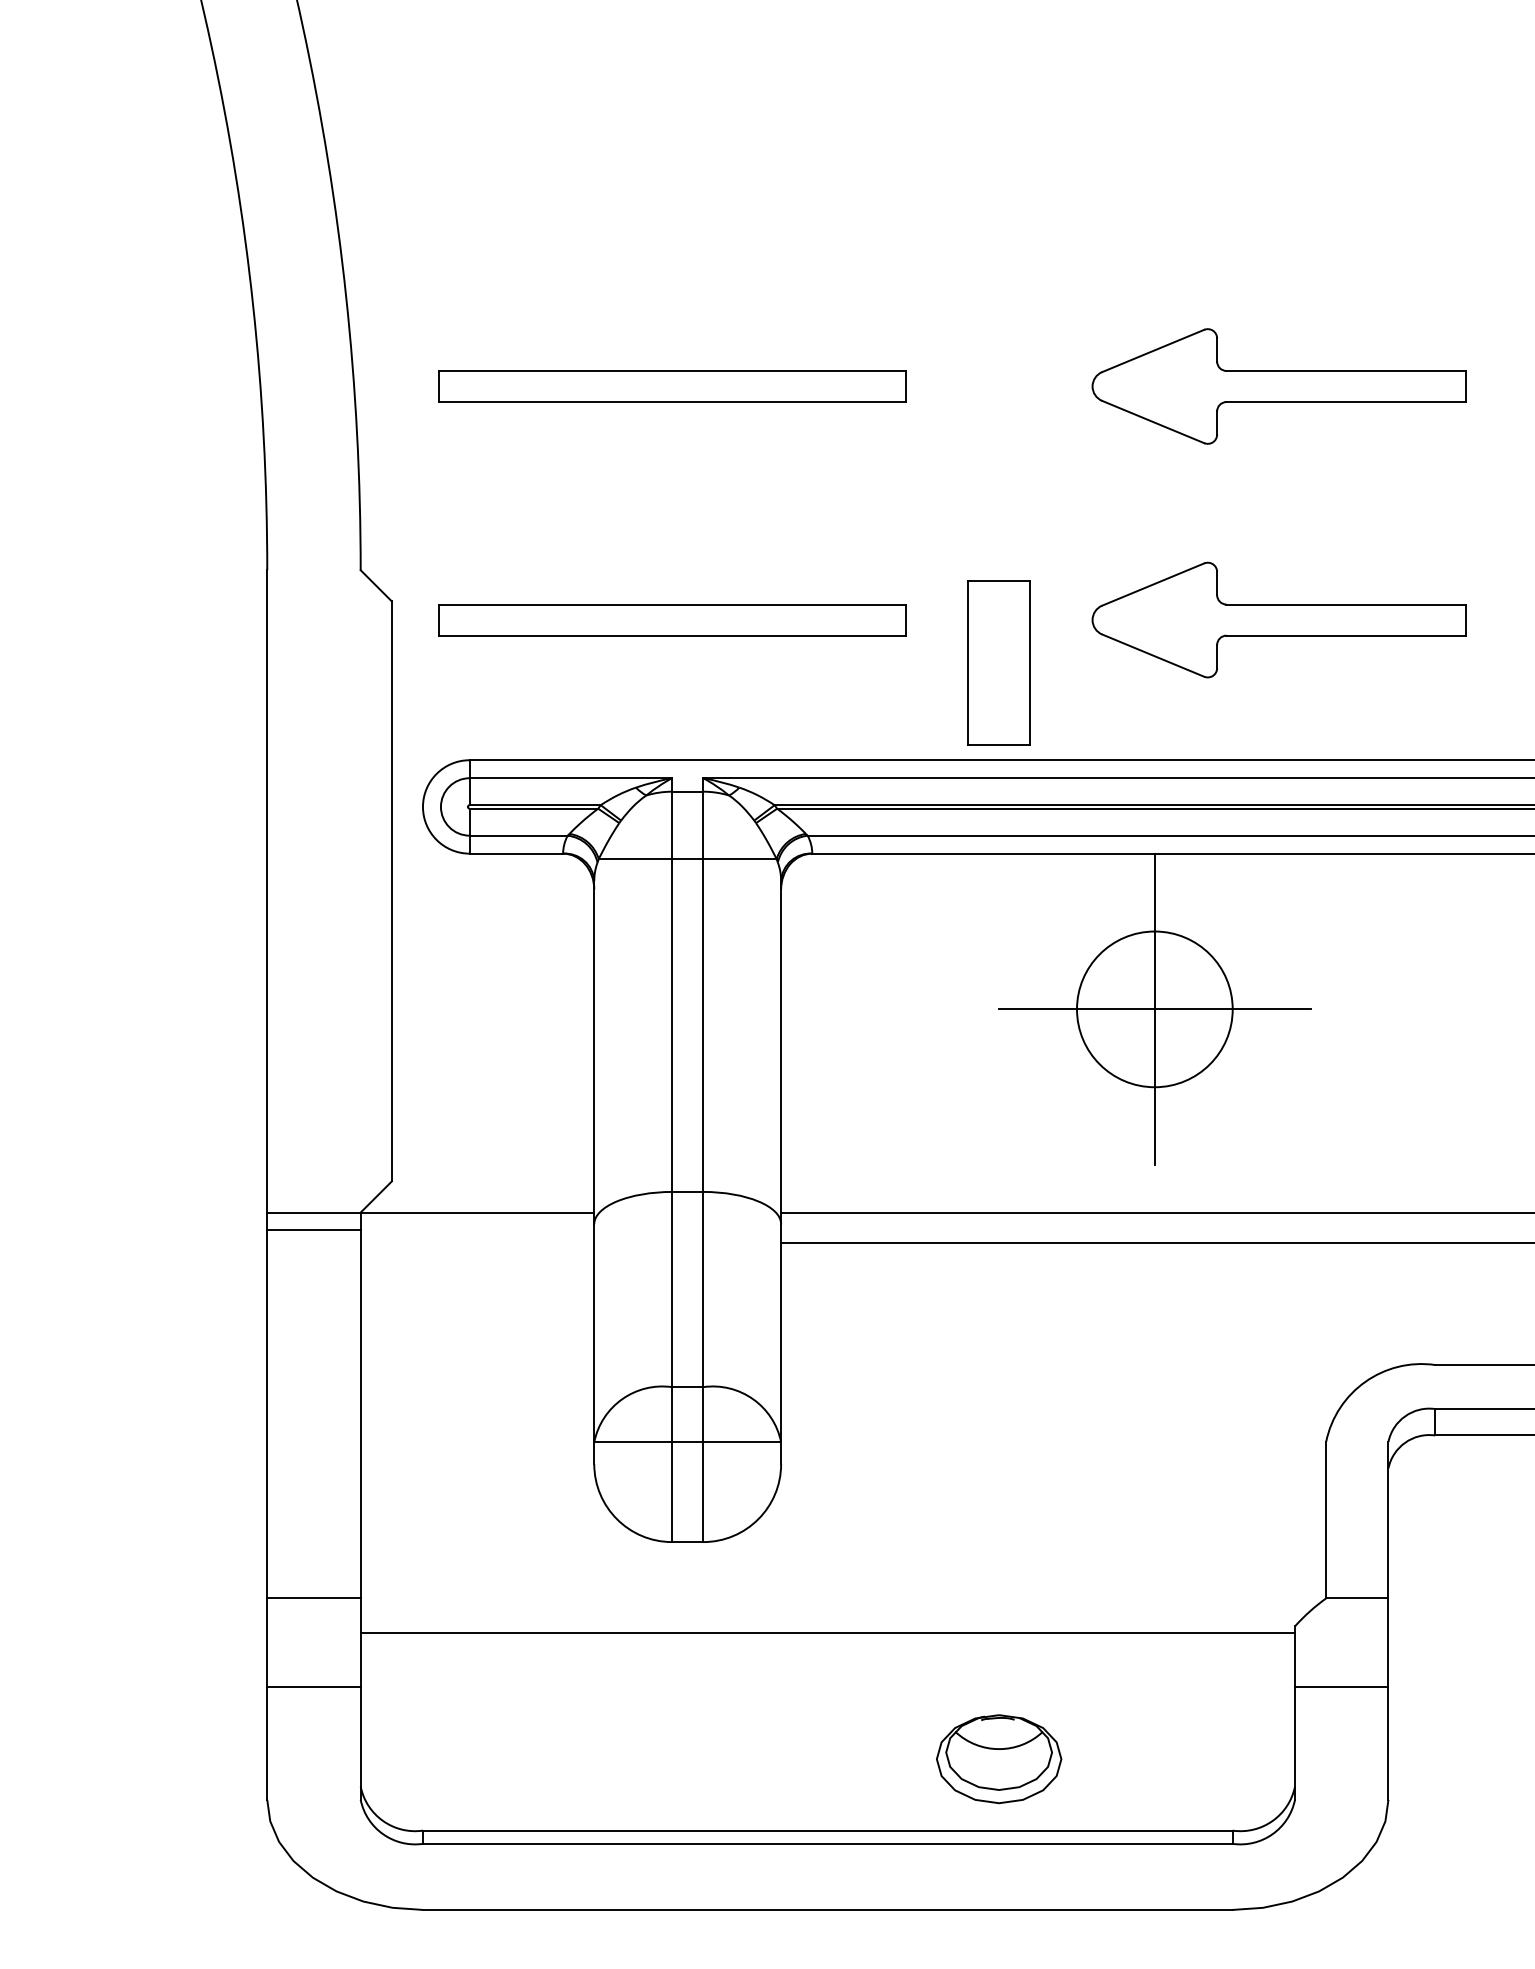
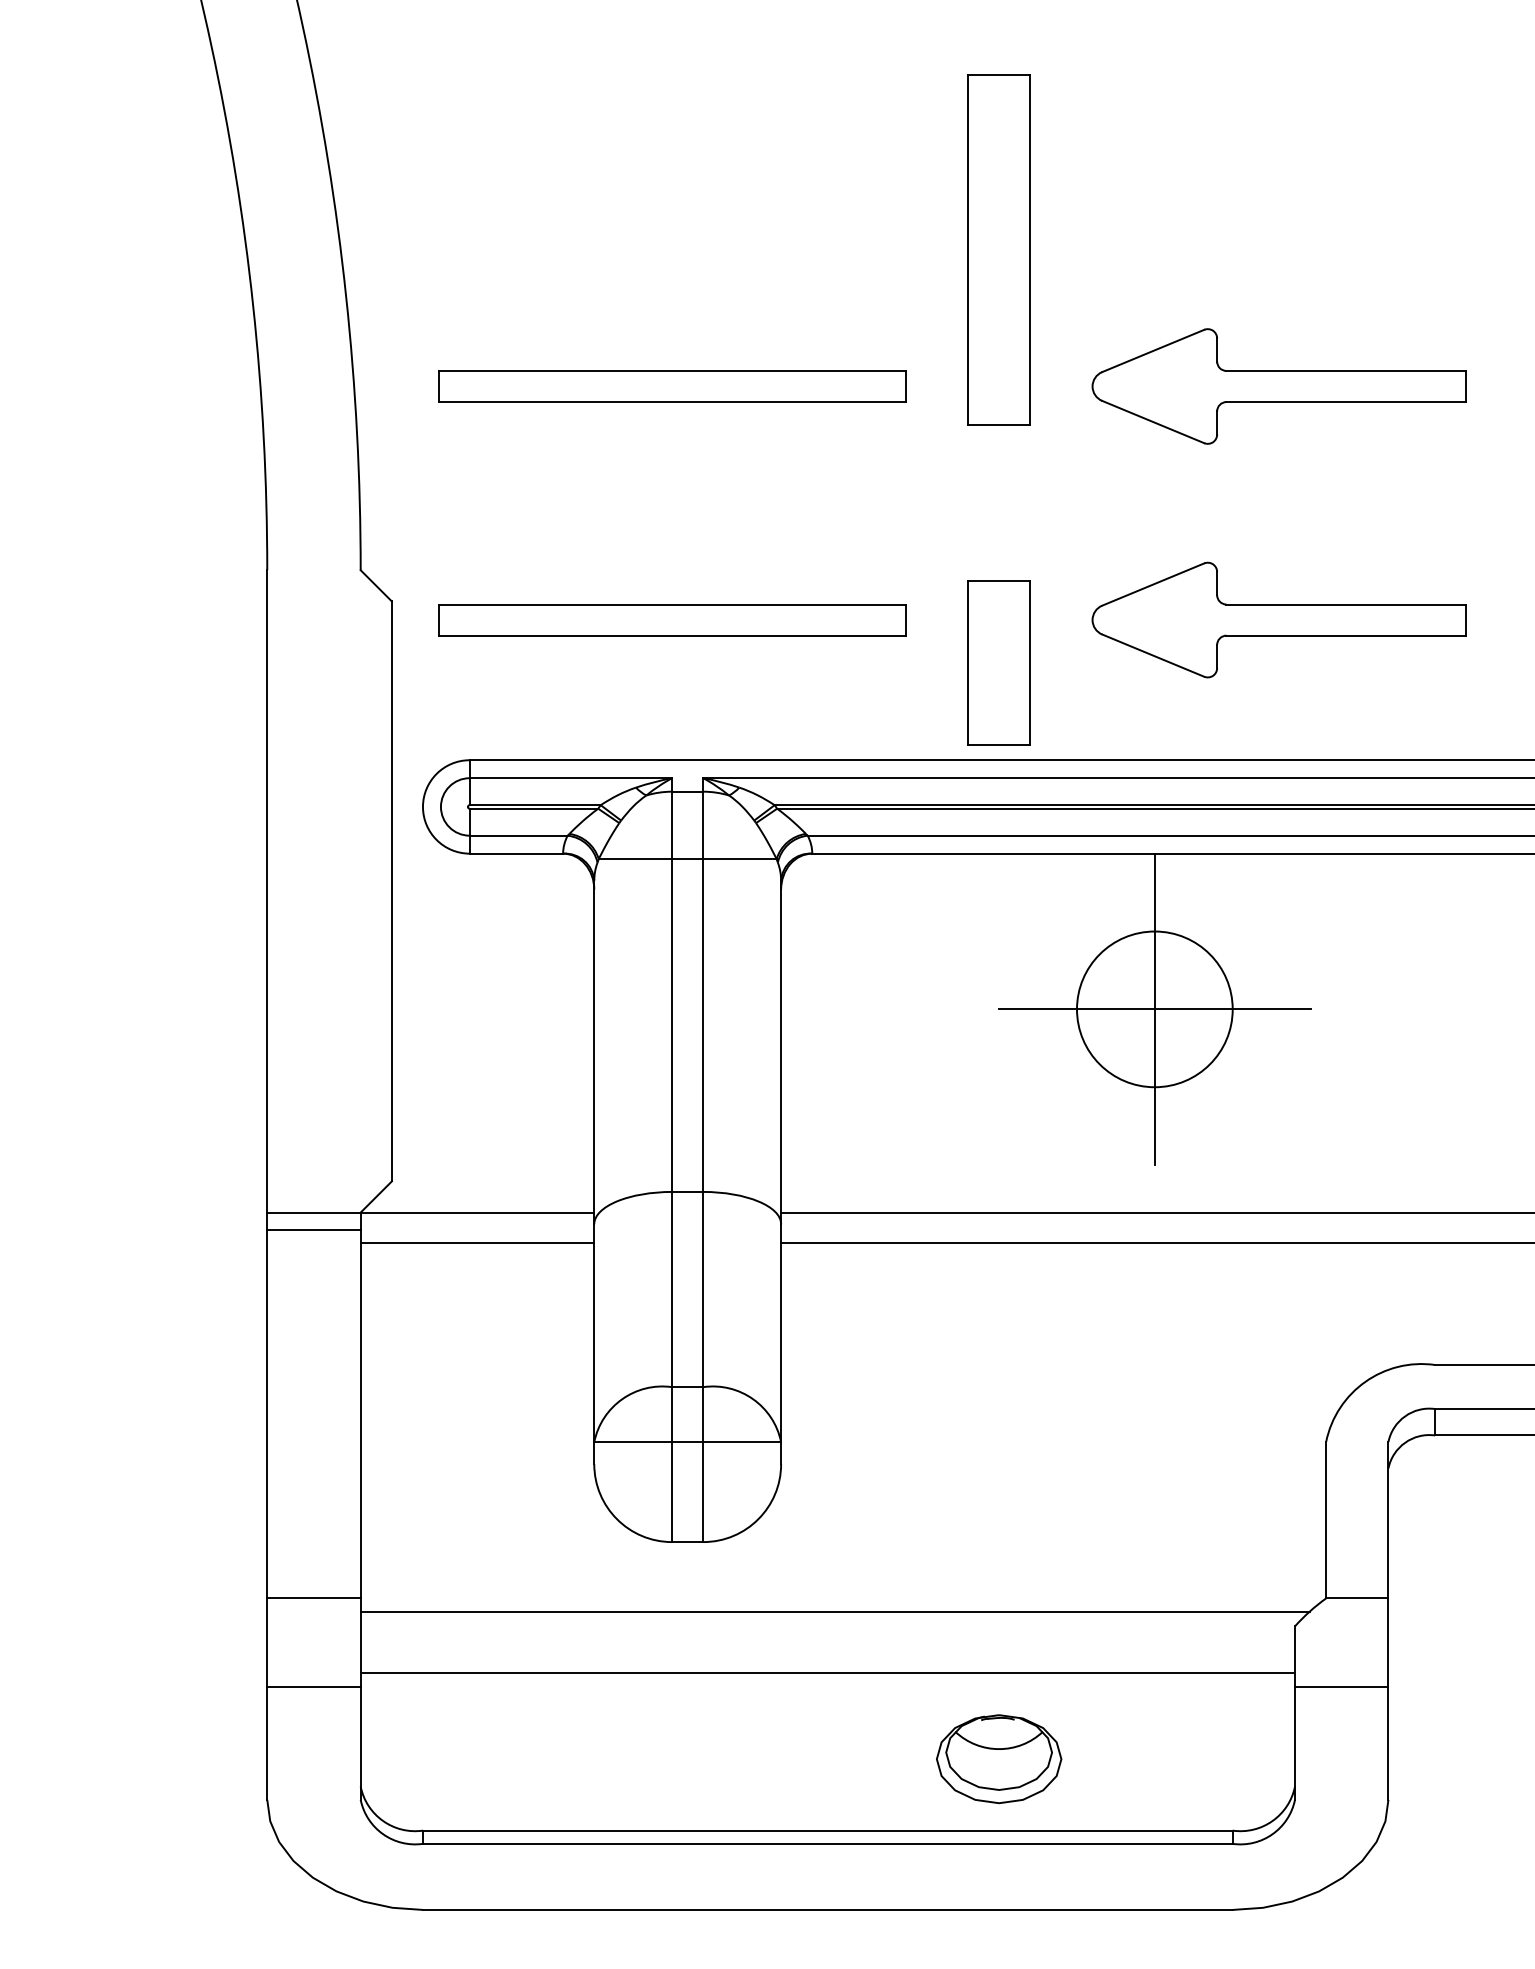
part: none -> present (998, 249)
line: none -> present (477, 1243)
line: none -> present (834, 1611)
line position: (827, 1633) -> (827, 1673) (827, 1673)
